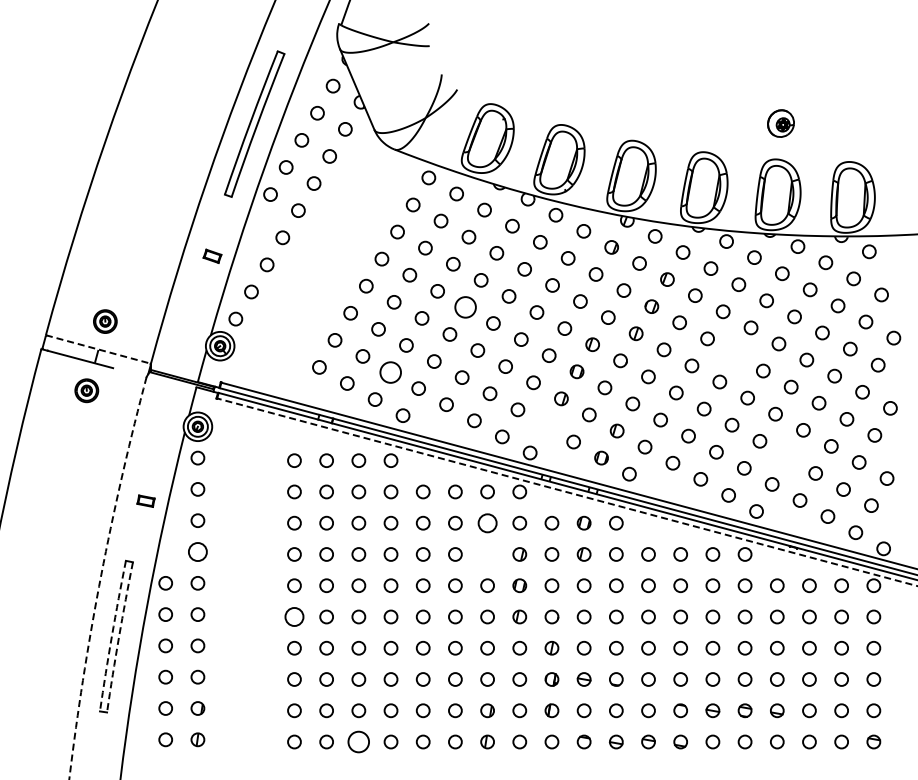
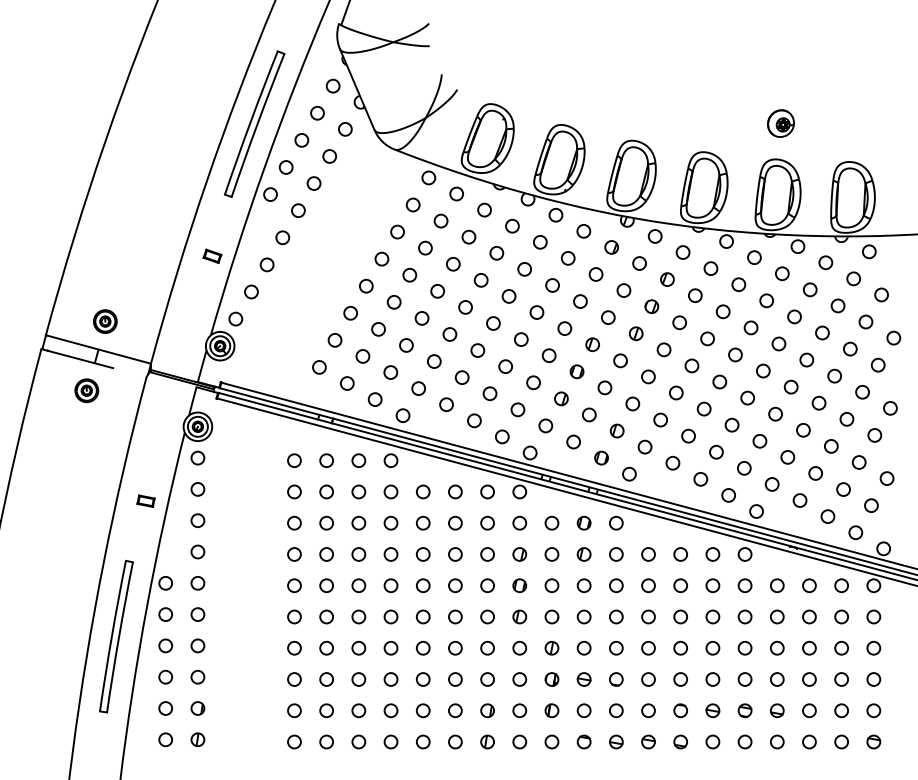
circle size: 23x23 px -> 15x15 px (465, 307)
line: dashed -> solid (98, 349)
circle: none -> present (735, 354)
circle size: 23x23 px -> 16x15 px (390, 372)
circle: none -> present (545, 425)
circle: none -> present (787, 457)
line: dashed -> solid (566, 492)
circle size: 21x21 px -> 15x16 px (487, 522)
circle size: 20x20 px -> 16x16 px (197, 551)
circle: none -> present (487, 554)
arc: dashed -> solid (100, 577)
circle size: 21x20 px -> 15x16 px (294, 616)
arc: dashed -> solid (111, 635)
arc: dashed -> solid (119, 637)
circle size: 23x24 px -> 16x16 px (358, 741)
